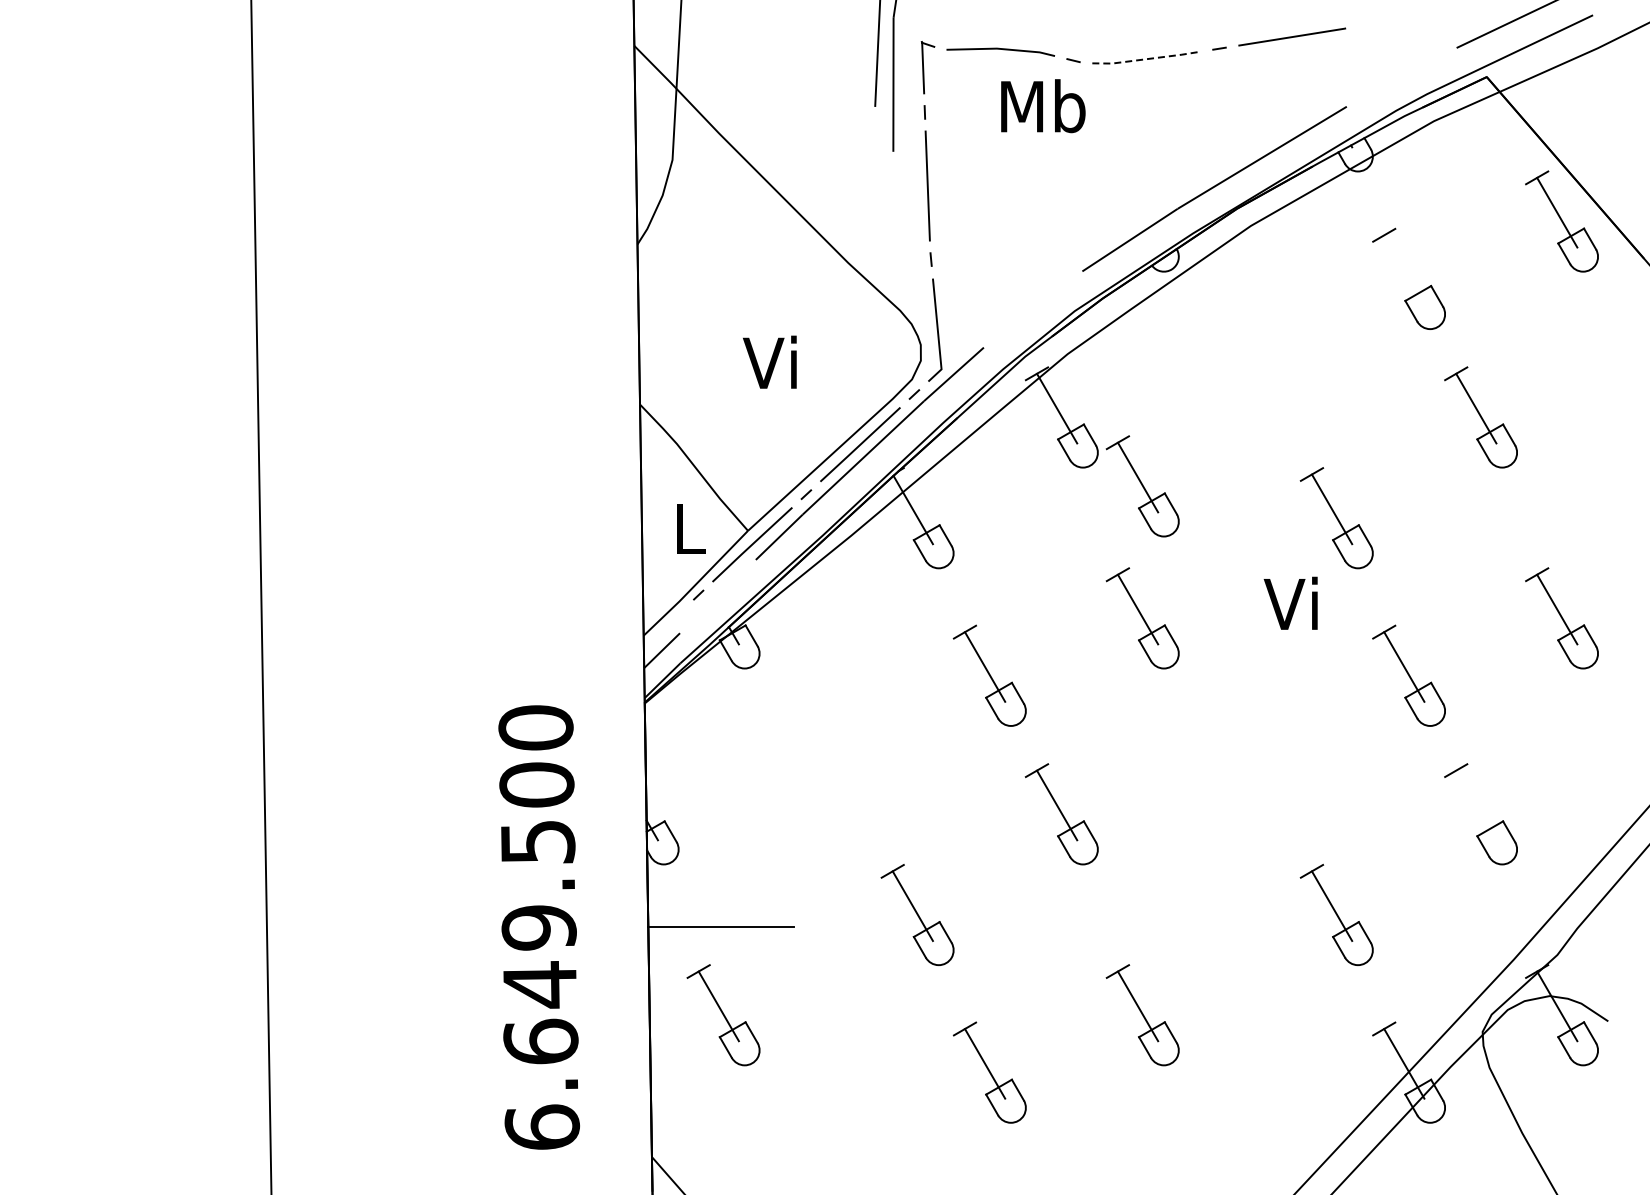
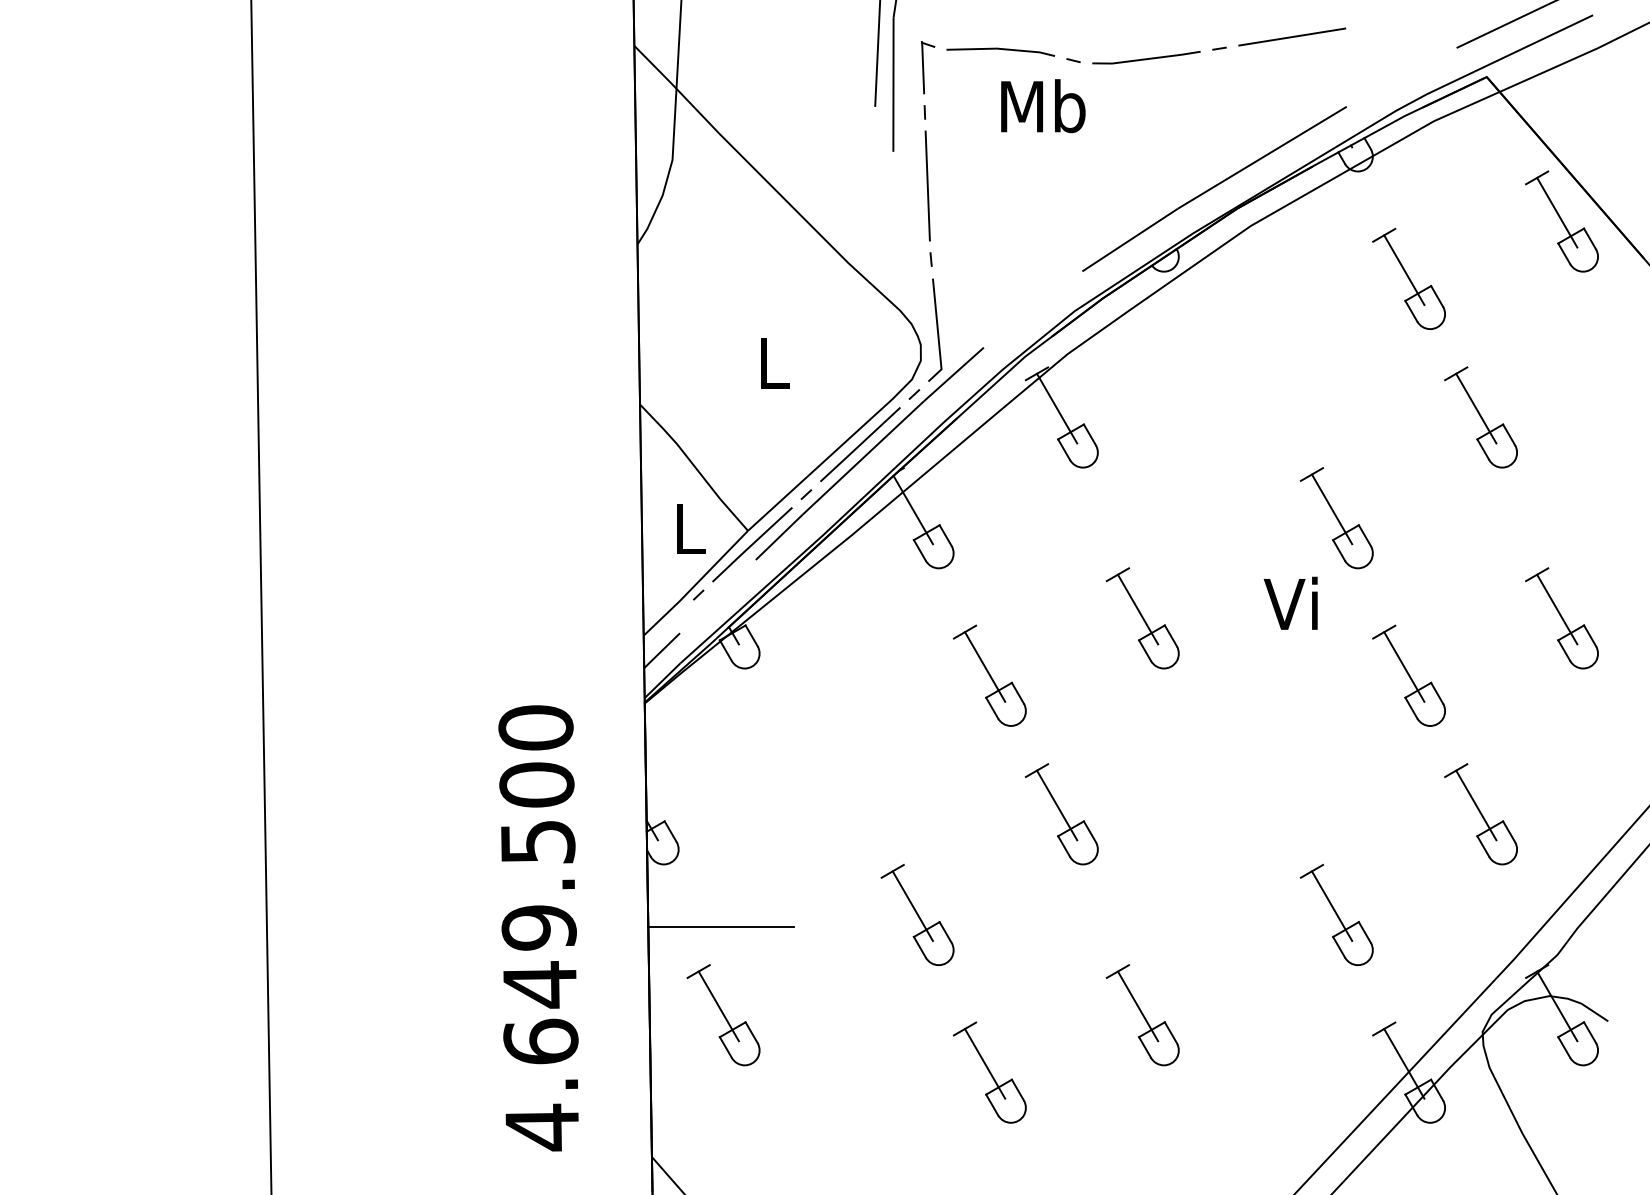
line: dashed -> solid (1146, 59)
line: none -> present (1404, 269)
text: Vi -> L (769, 361)
part: present -> none (1142, 486)
line: none -> present (1476, 805)
text: 6.649.500 -> 4.649.500 (542, 1127)
